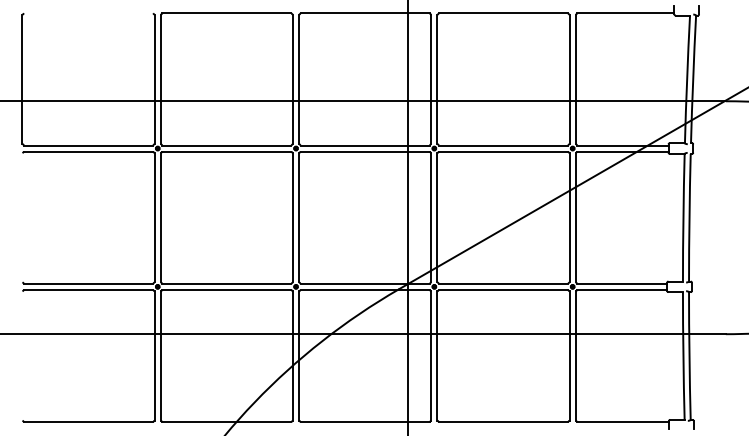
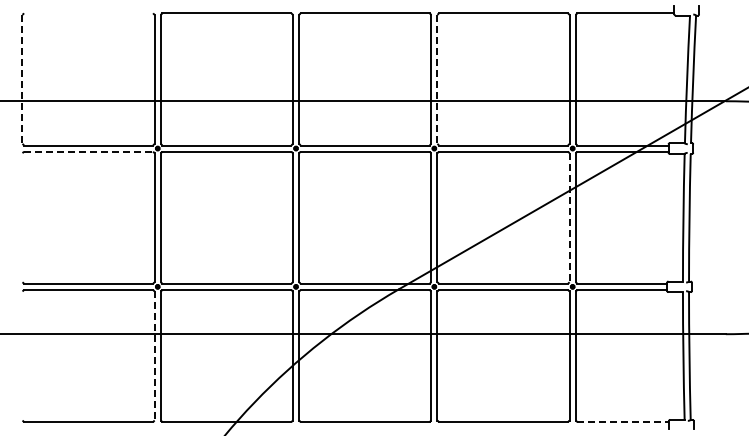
line: solid -> dashed (22, 79)
line: solid -> dashed (437, 79)
line: solid -> dashed (88, 151)
line: present -> none (407, 217)
line: solid -> dashed (569, 217)
line: solid -> dashed (154, 356)
line: solid -> dashed (623, 422)
